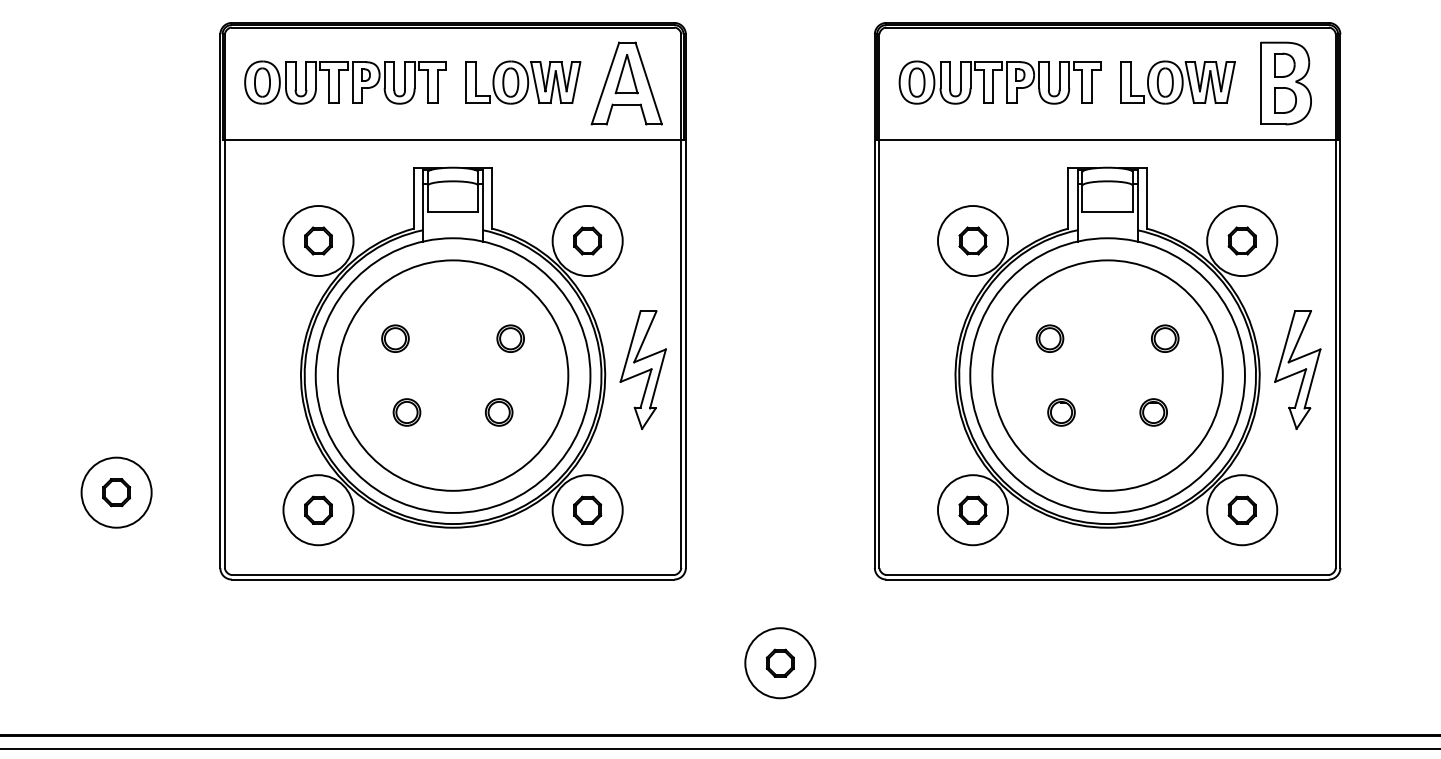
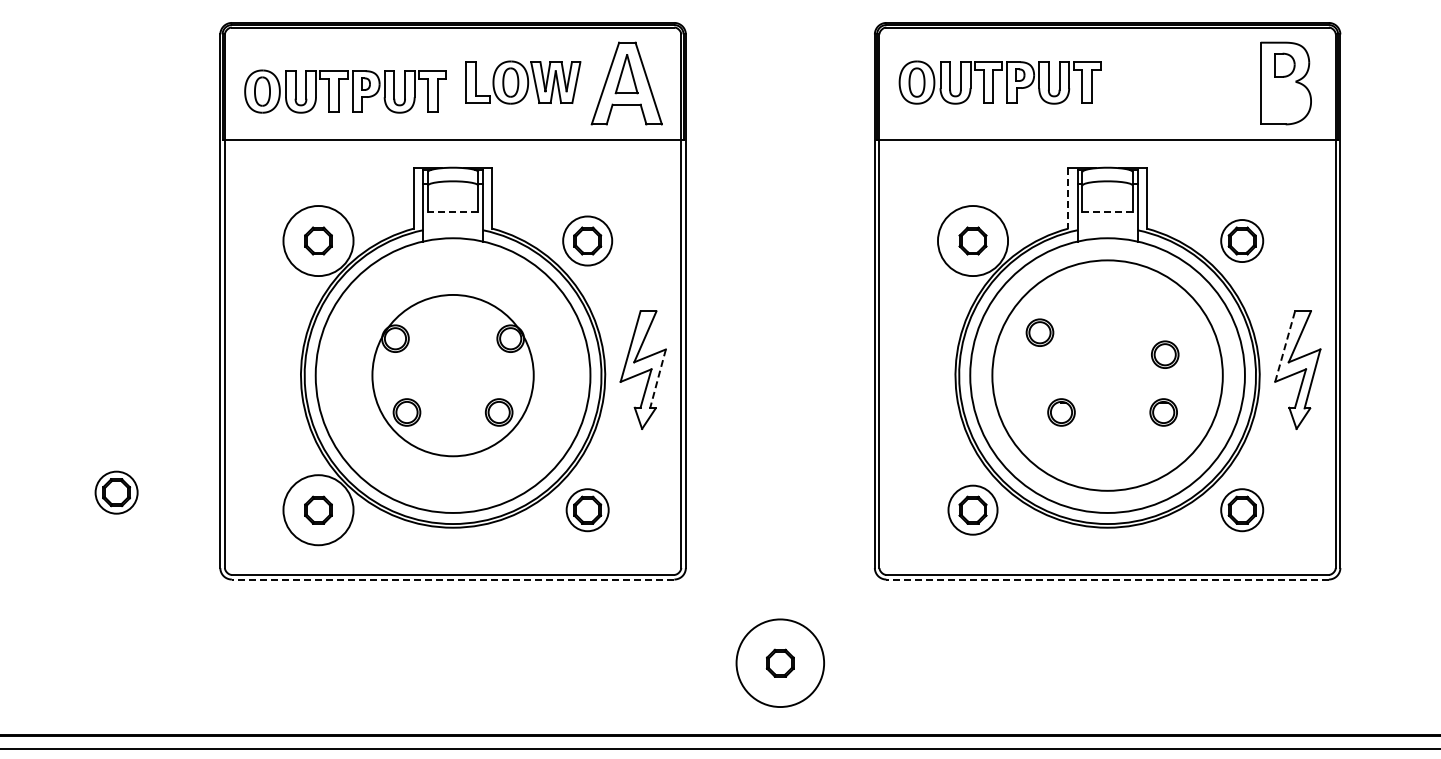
part position: (345, 82) -> (345, 91) (345, 91)
part: present -> none (1177, 82)
part: present -> none (1285, 100)
line: solid -> dashed (1068, 198)
line: solid -> dashed (452, 211)
line: solid -> dashed (1107, 211)
circle diameter: 70 px -> 49 px (587, 240)
circle diameter: 70 px -> 42 px (1242, 241)
part position: (1049, 338) -> (1039, 332) (1039, 332)
part position: (1165, 338) -> (1165, 354) (1165, 354)
line: solid -> dashed (1285, 346)
circle diameter: 230 px -> 161 px (452, 375)
line: solid -> dashed (657, 378)
part position: (1153, 412) -> (1163, 412) (1163, 412)
circle diameter: 70 px -> 42 px (116, 492)
circle diameter: 70 px -> 42 px (587, 510)
circle diameter: 70 px -> 49 px (972, 509)
circle diameter: 70 px -> 42 px (1242, 510)
line: solid -> dashed (452, 579)
line: solid -> dashed (1107, 579)
circle diameter: 70 px -> 88 px (780, 663)
